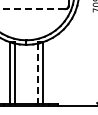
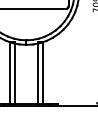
line: dashed -> solid (32, 9)
line: dashed -> solid (38, 73)
